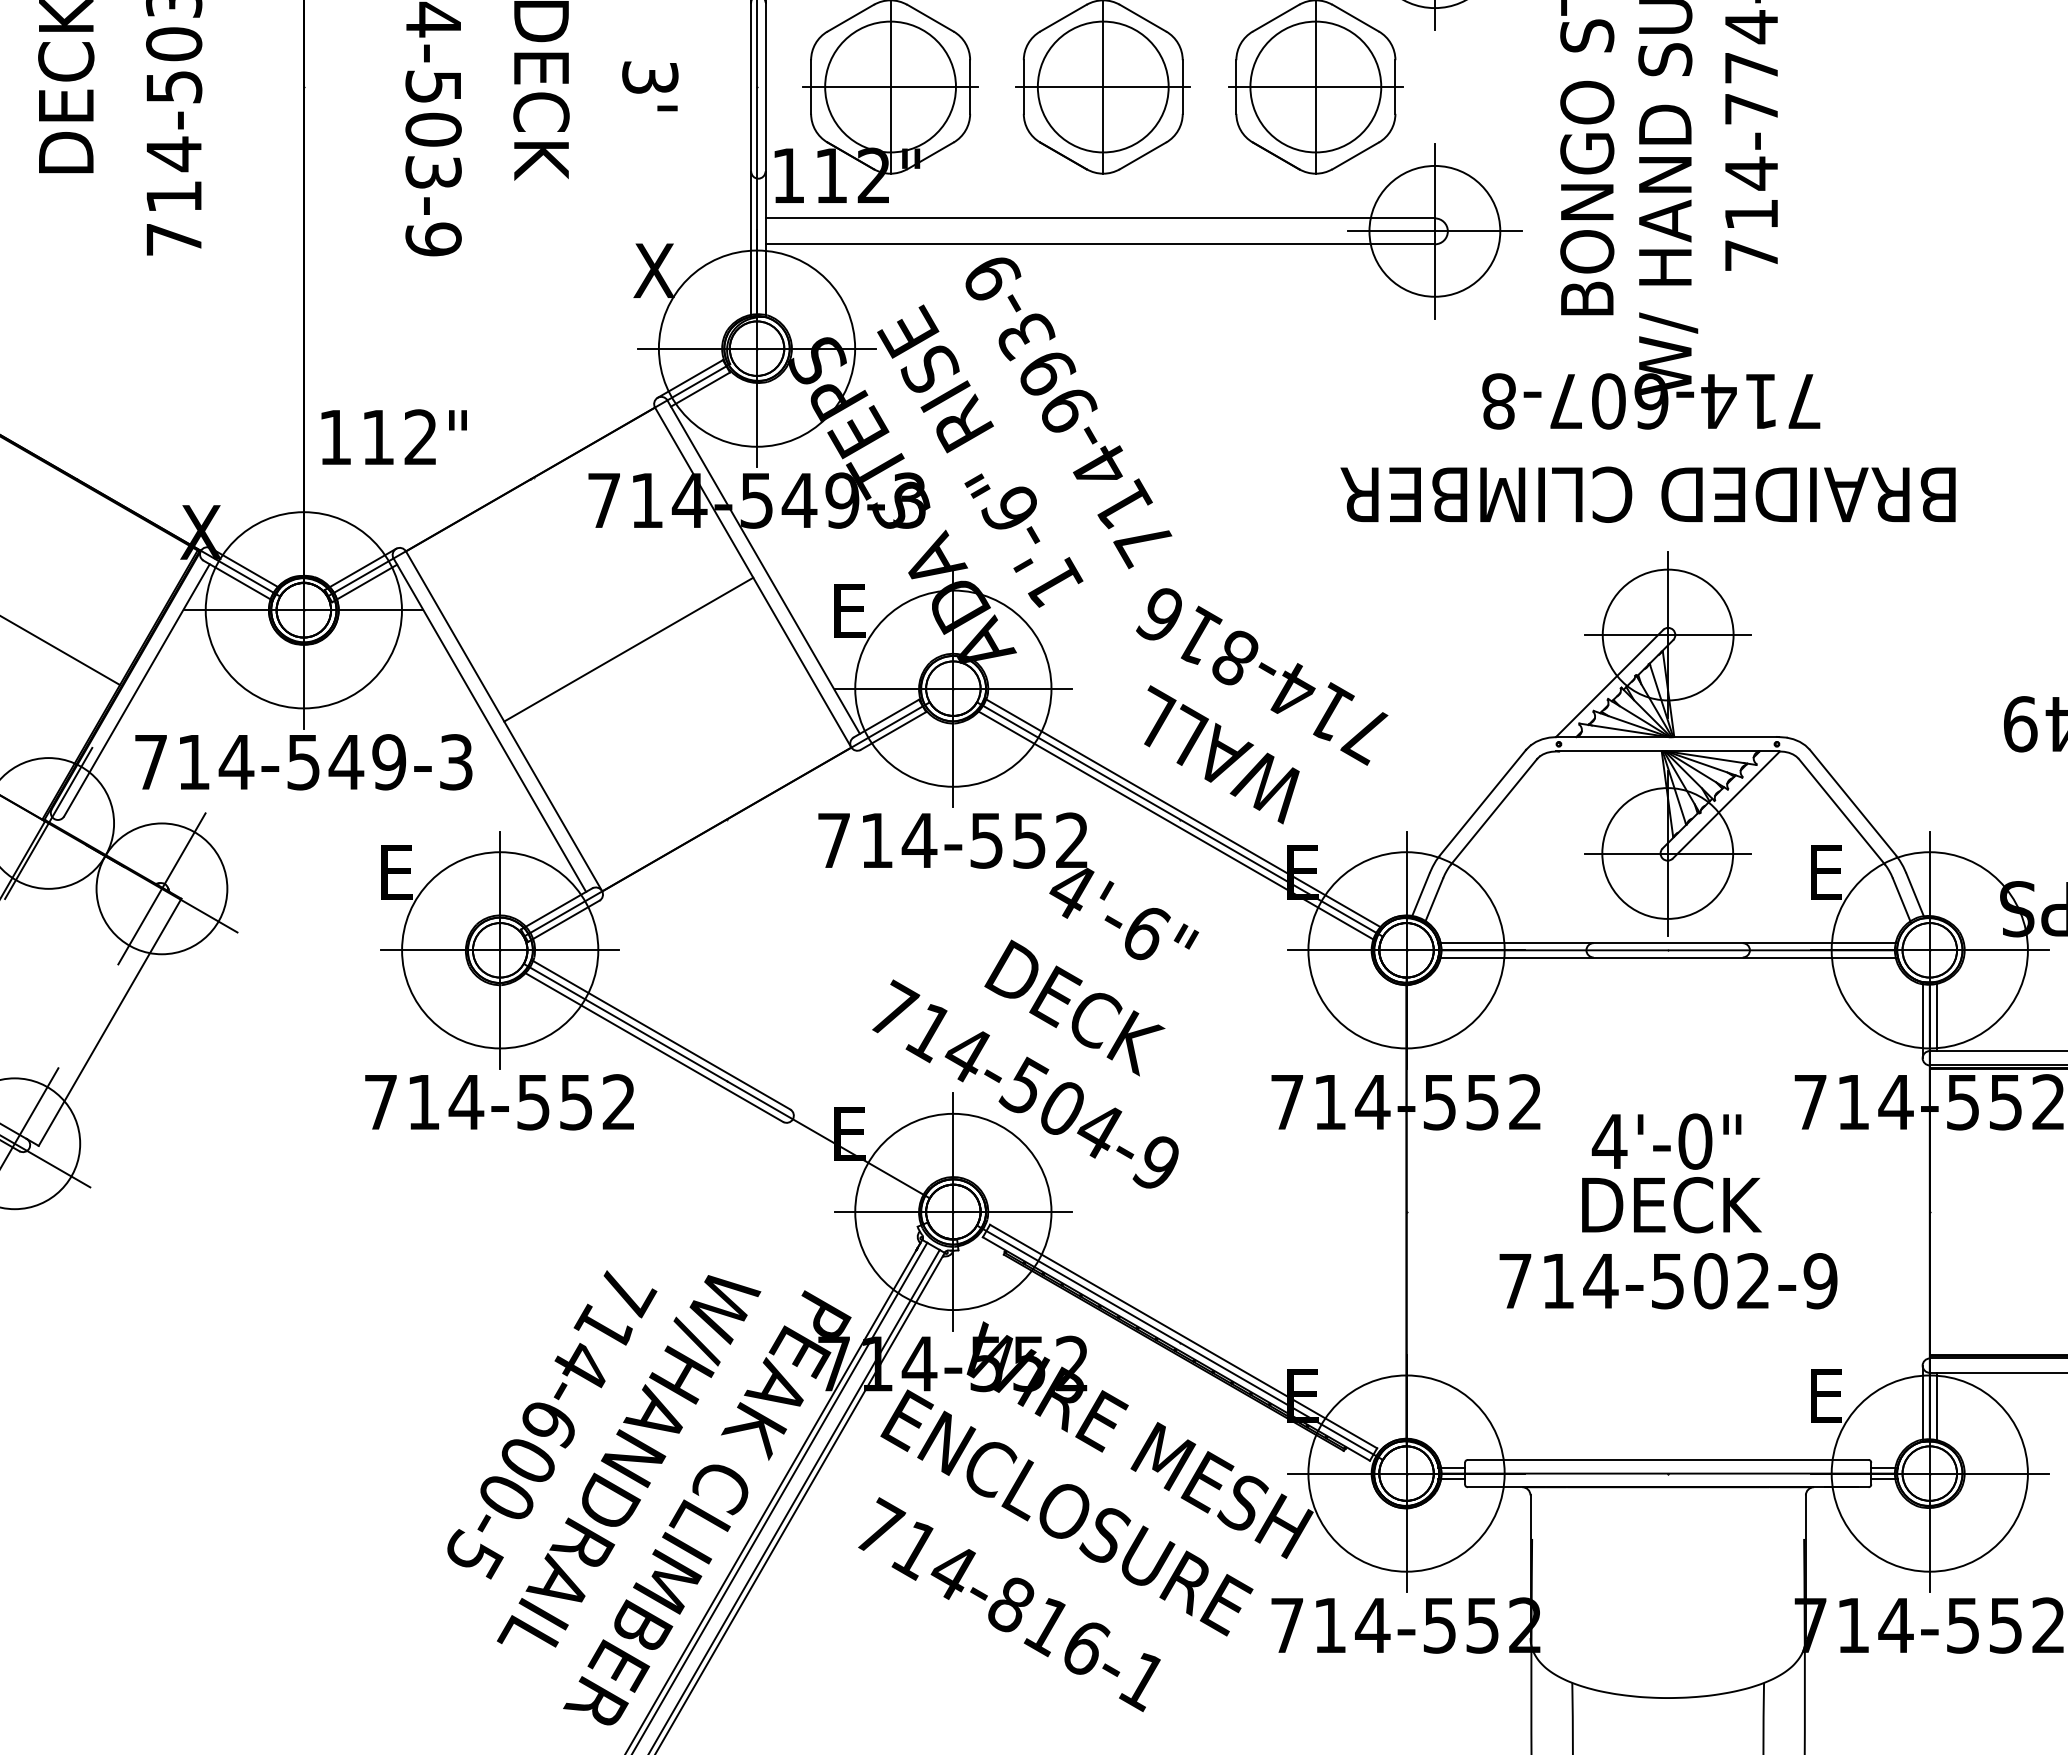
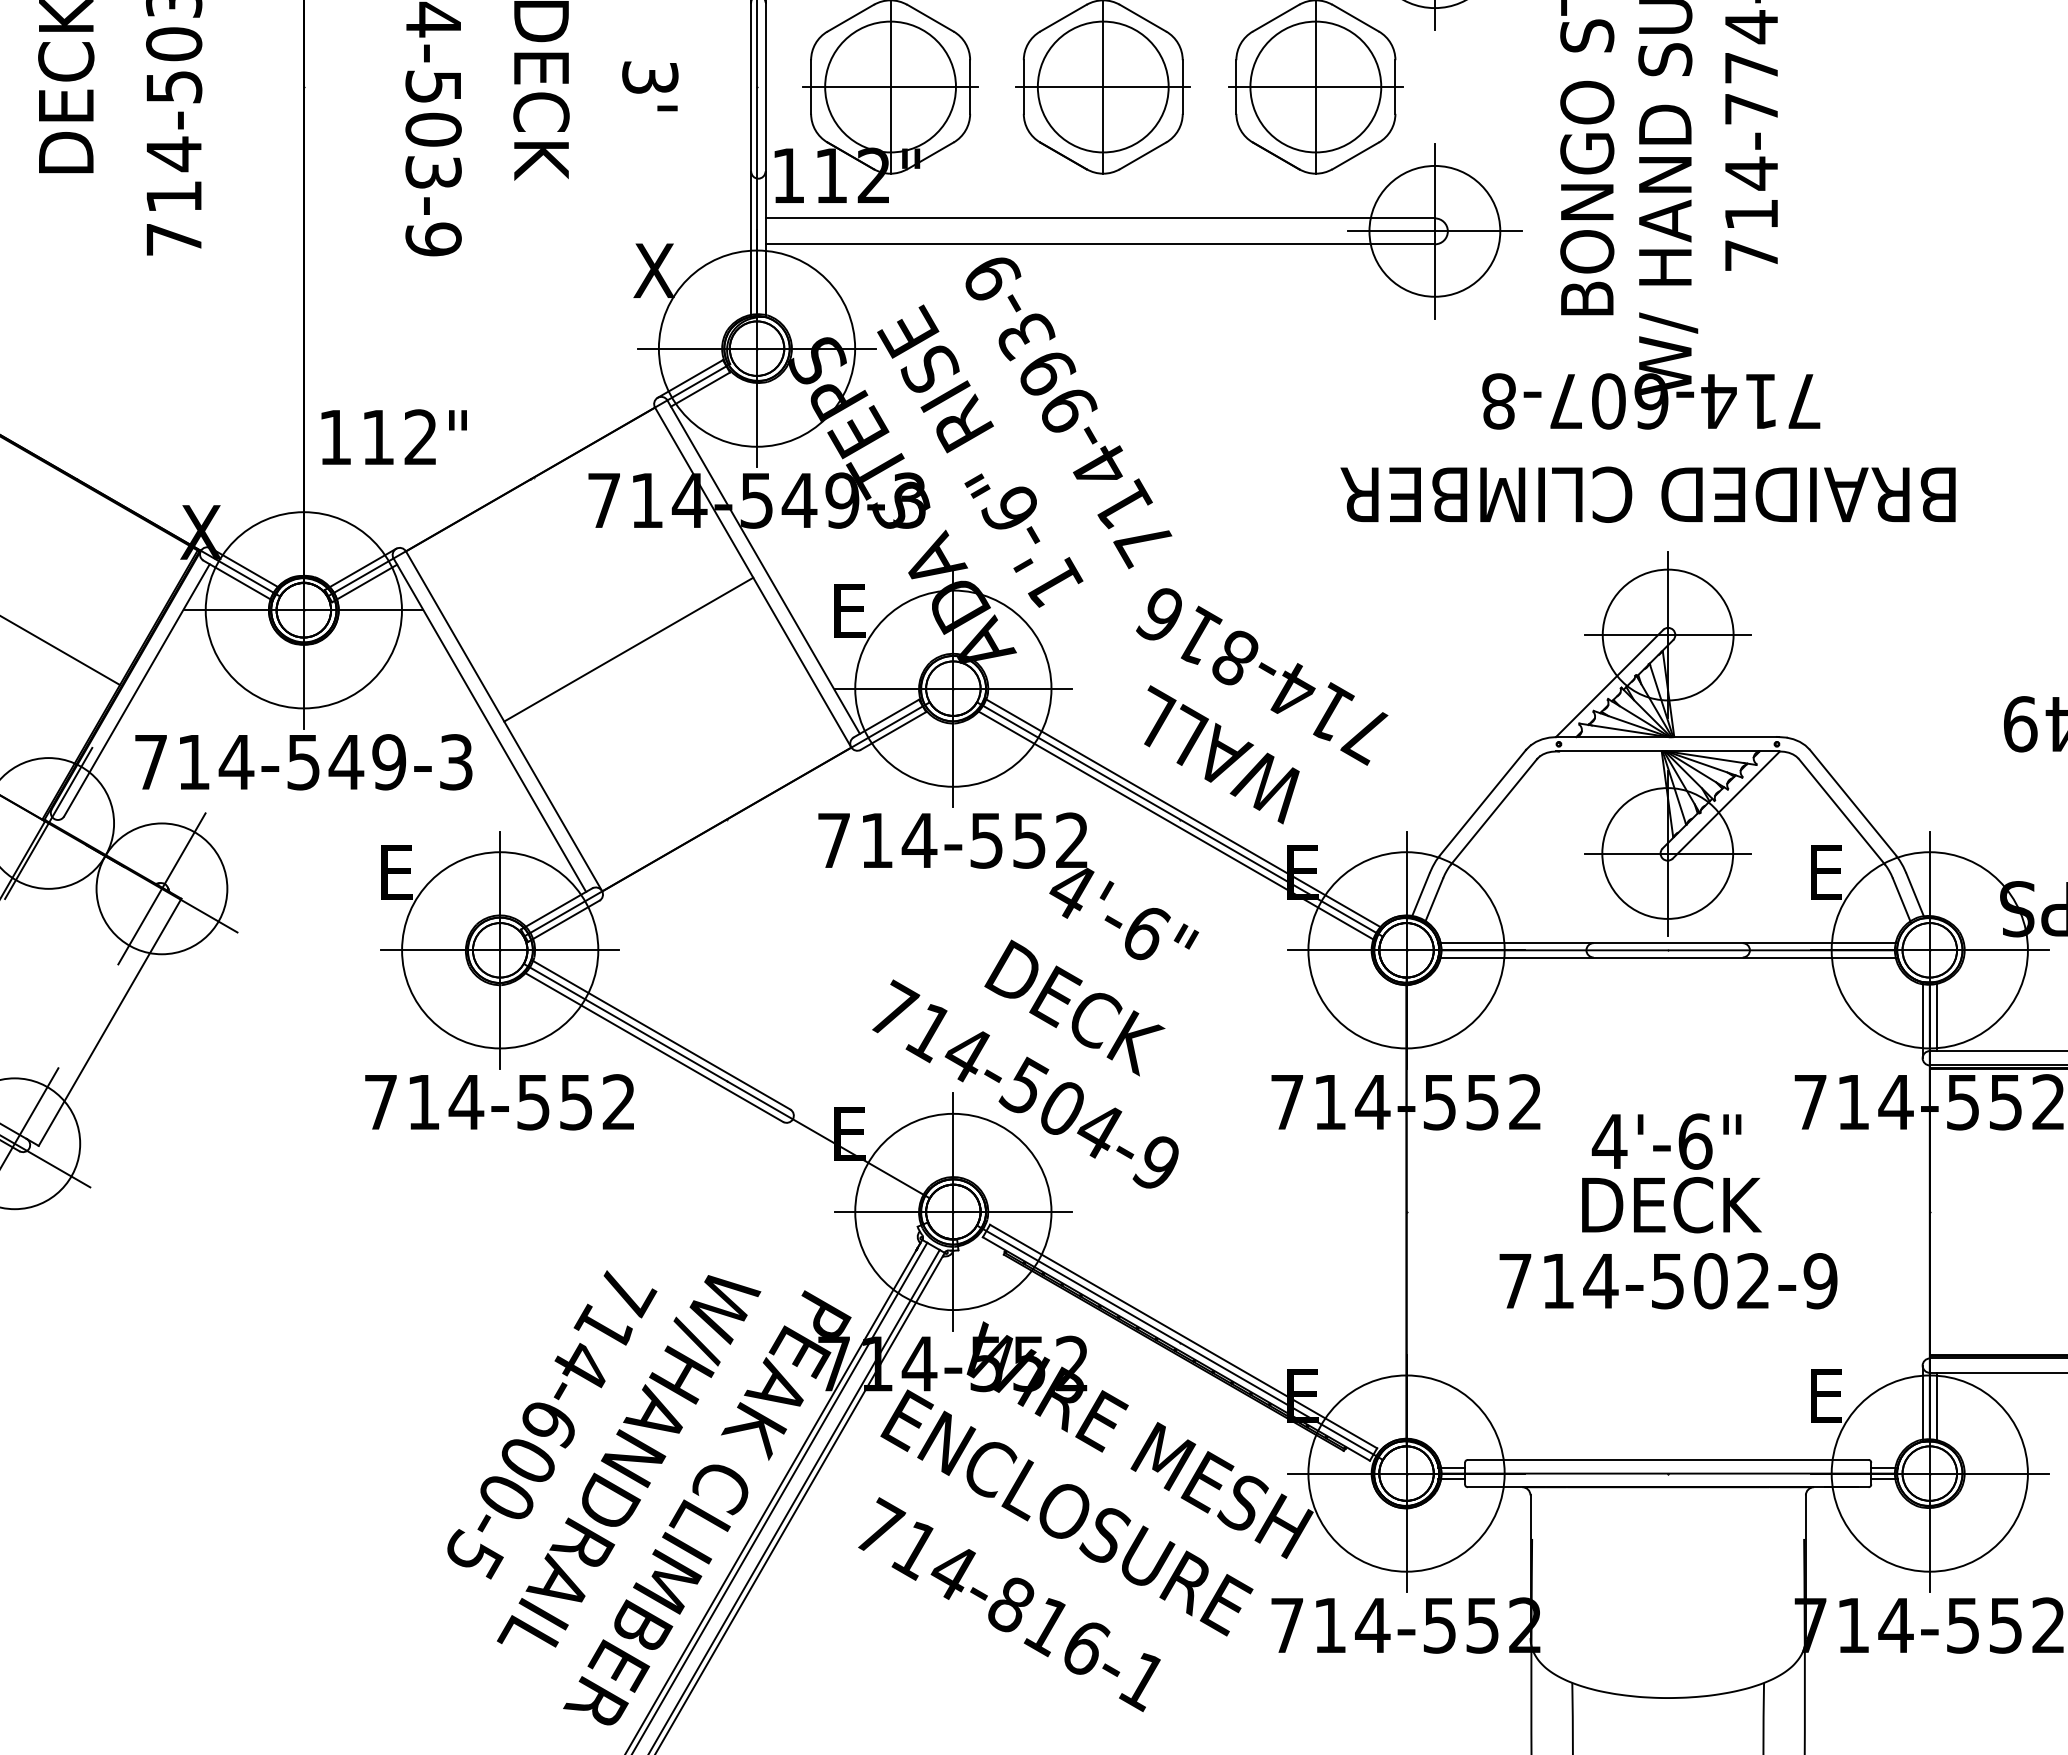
text: 4'-0" -> 4'-6" (1695, 1141)
